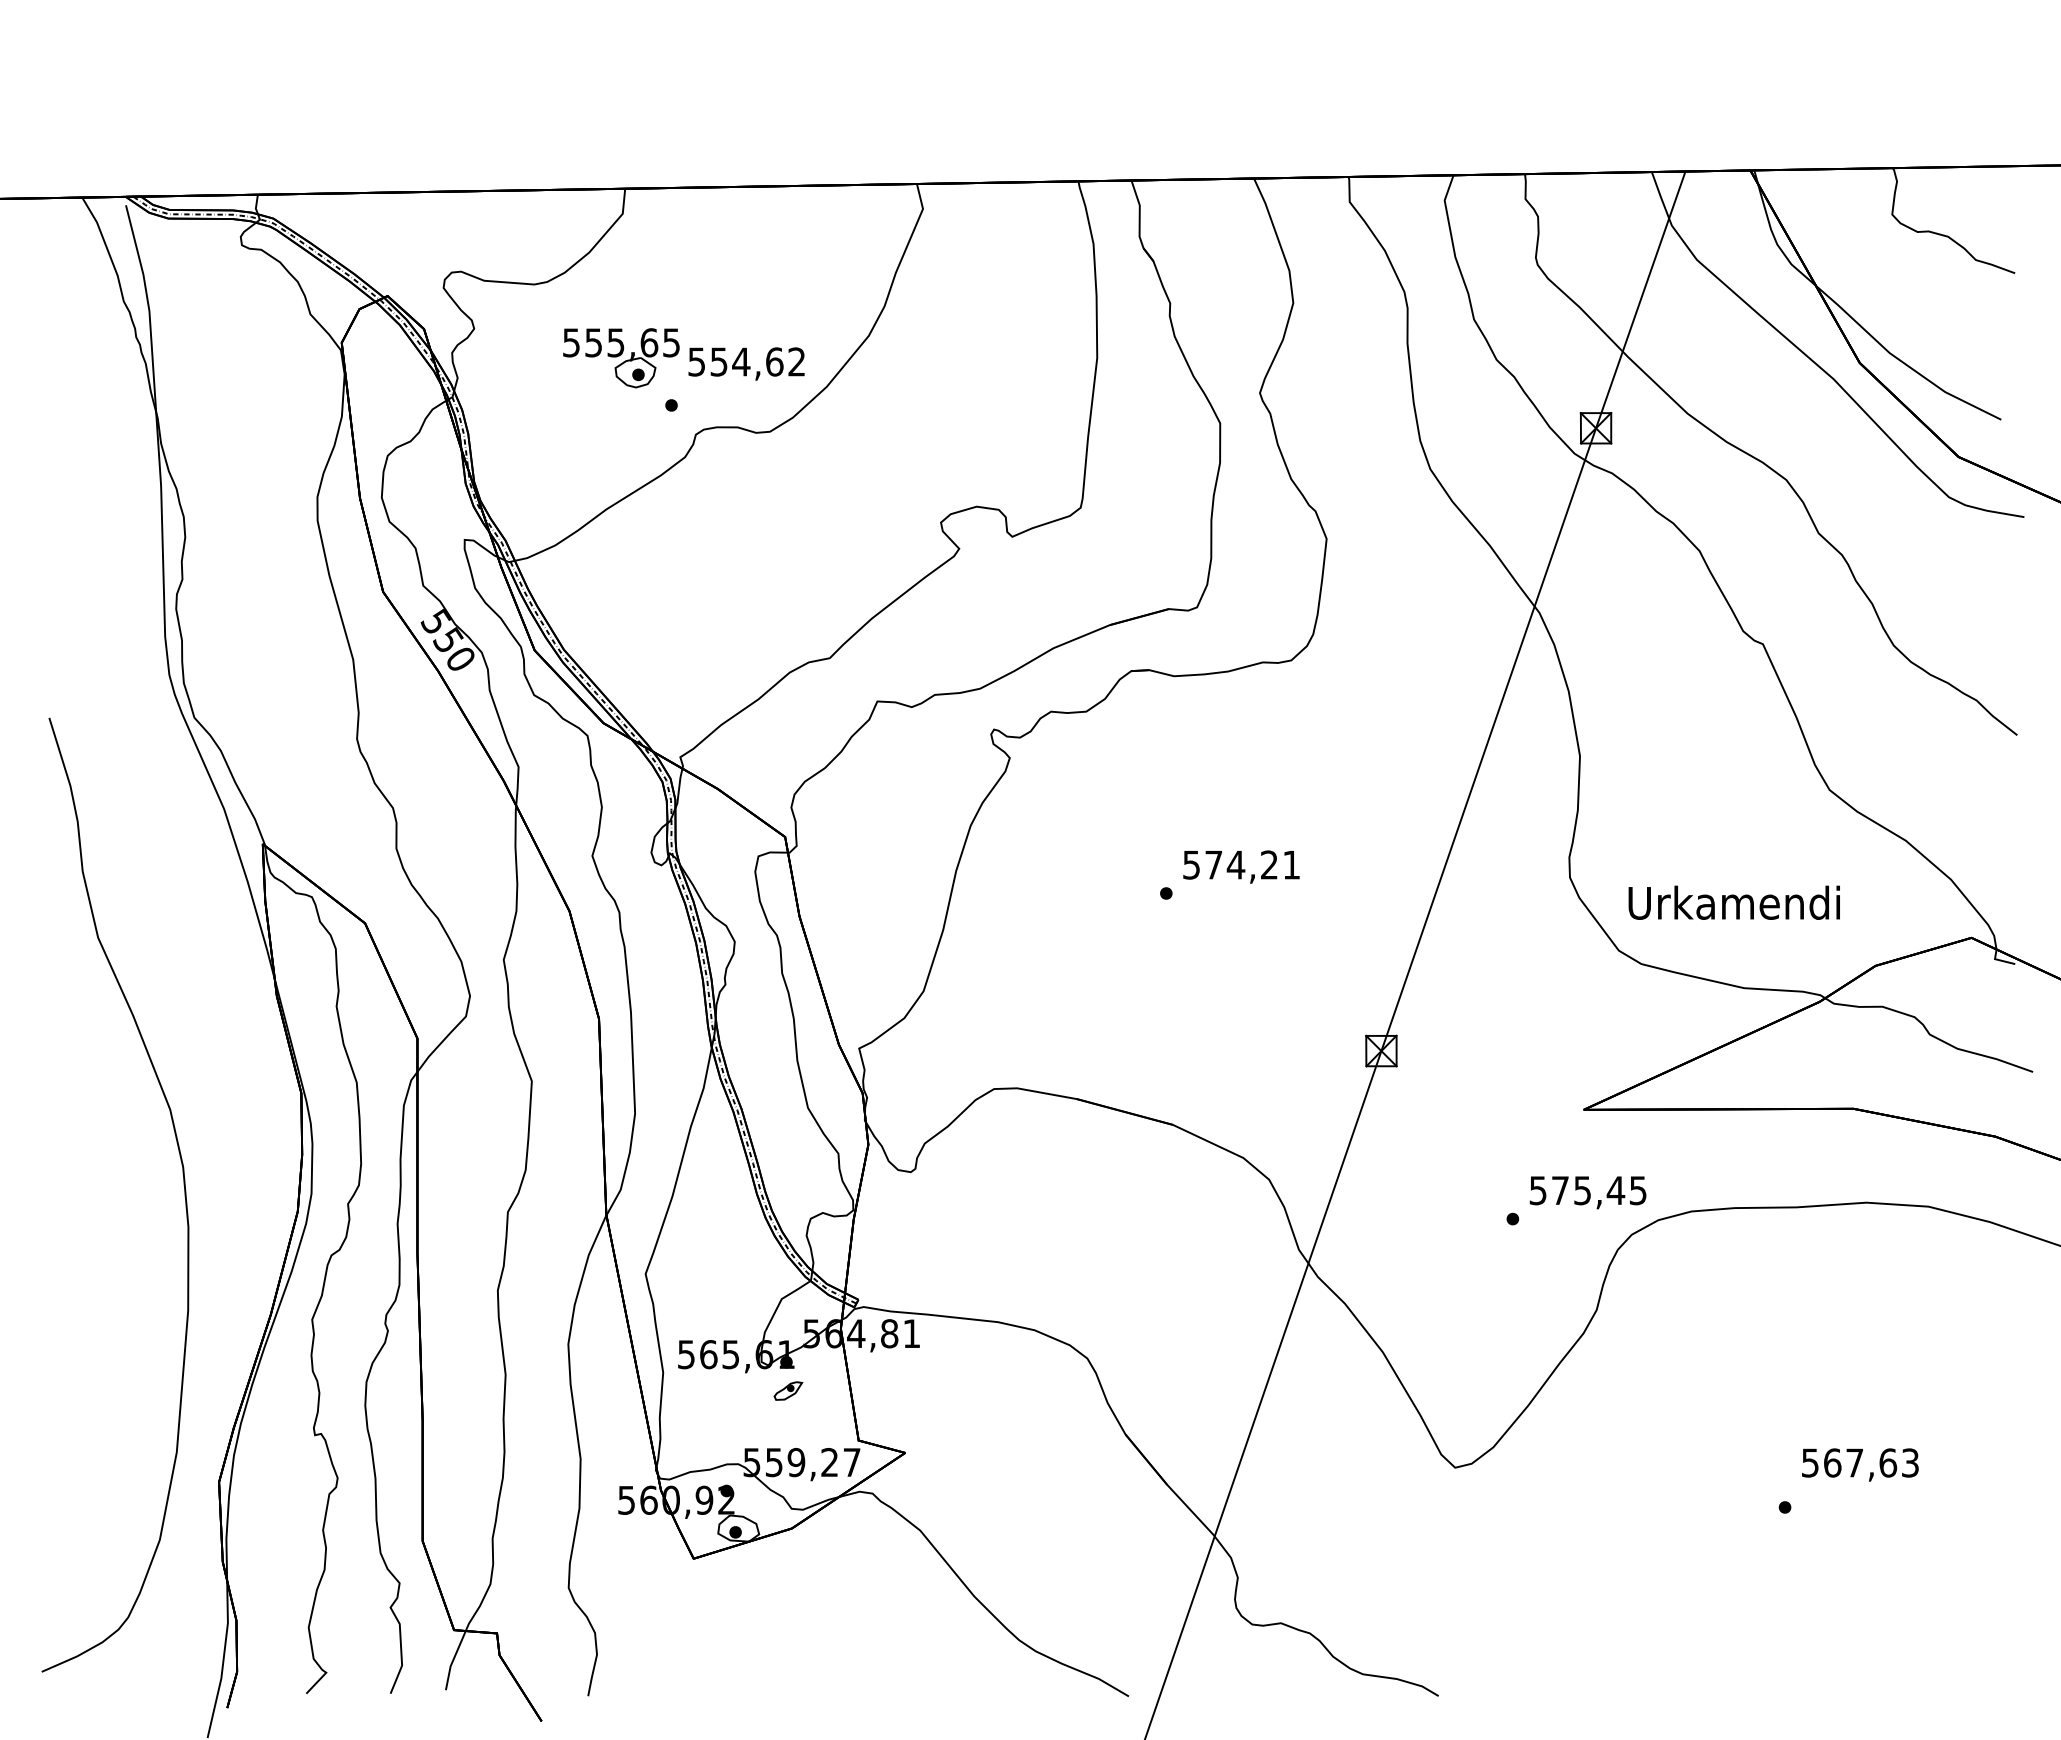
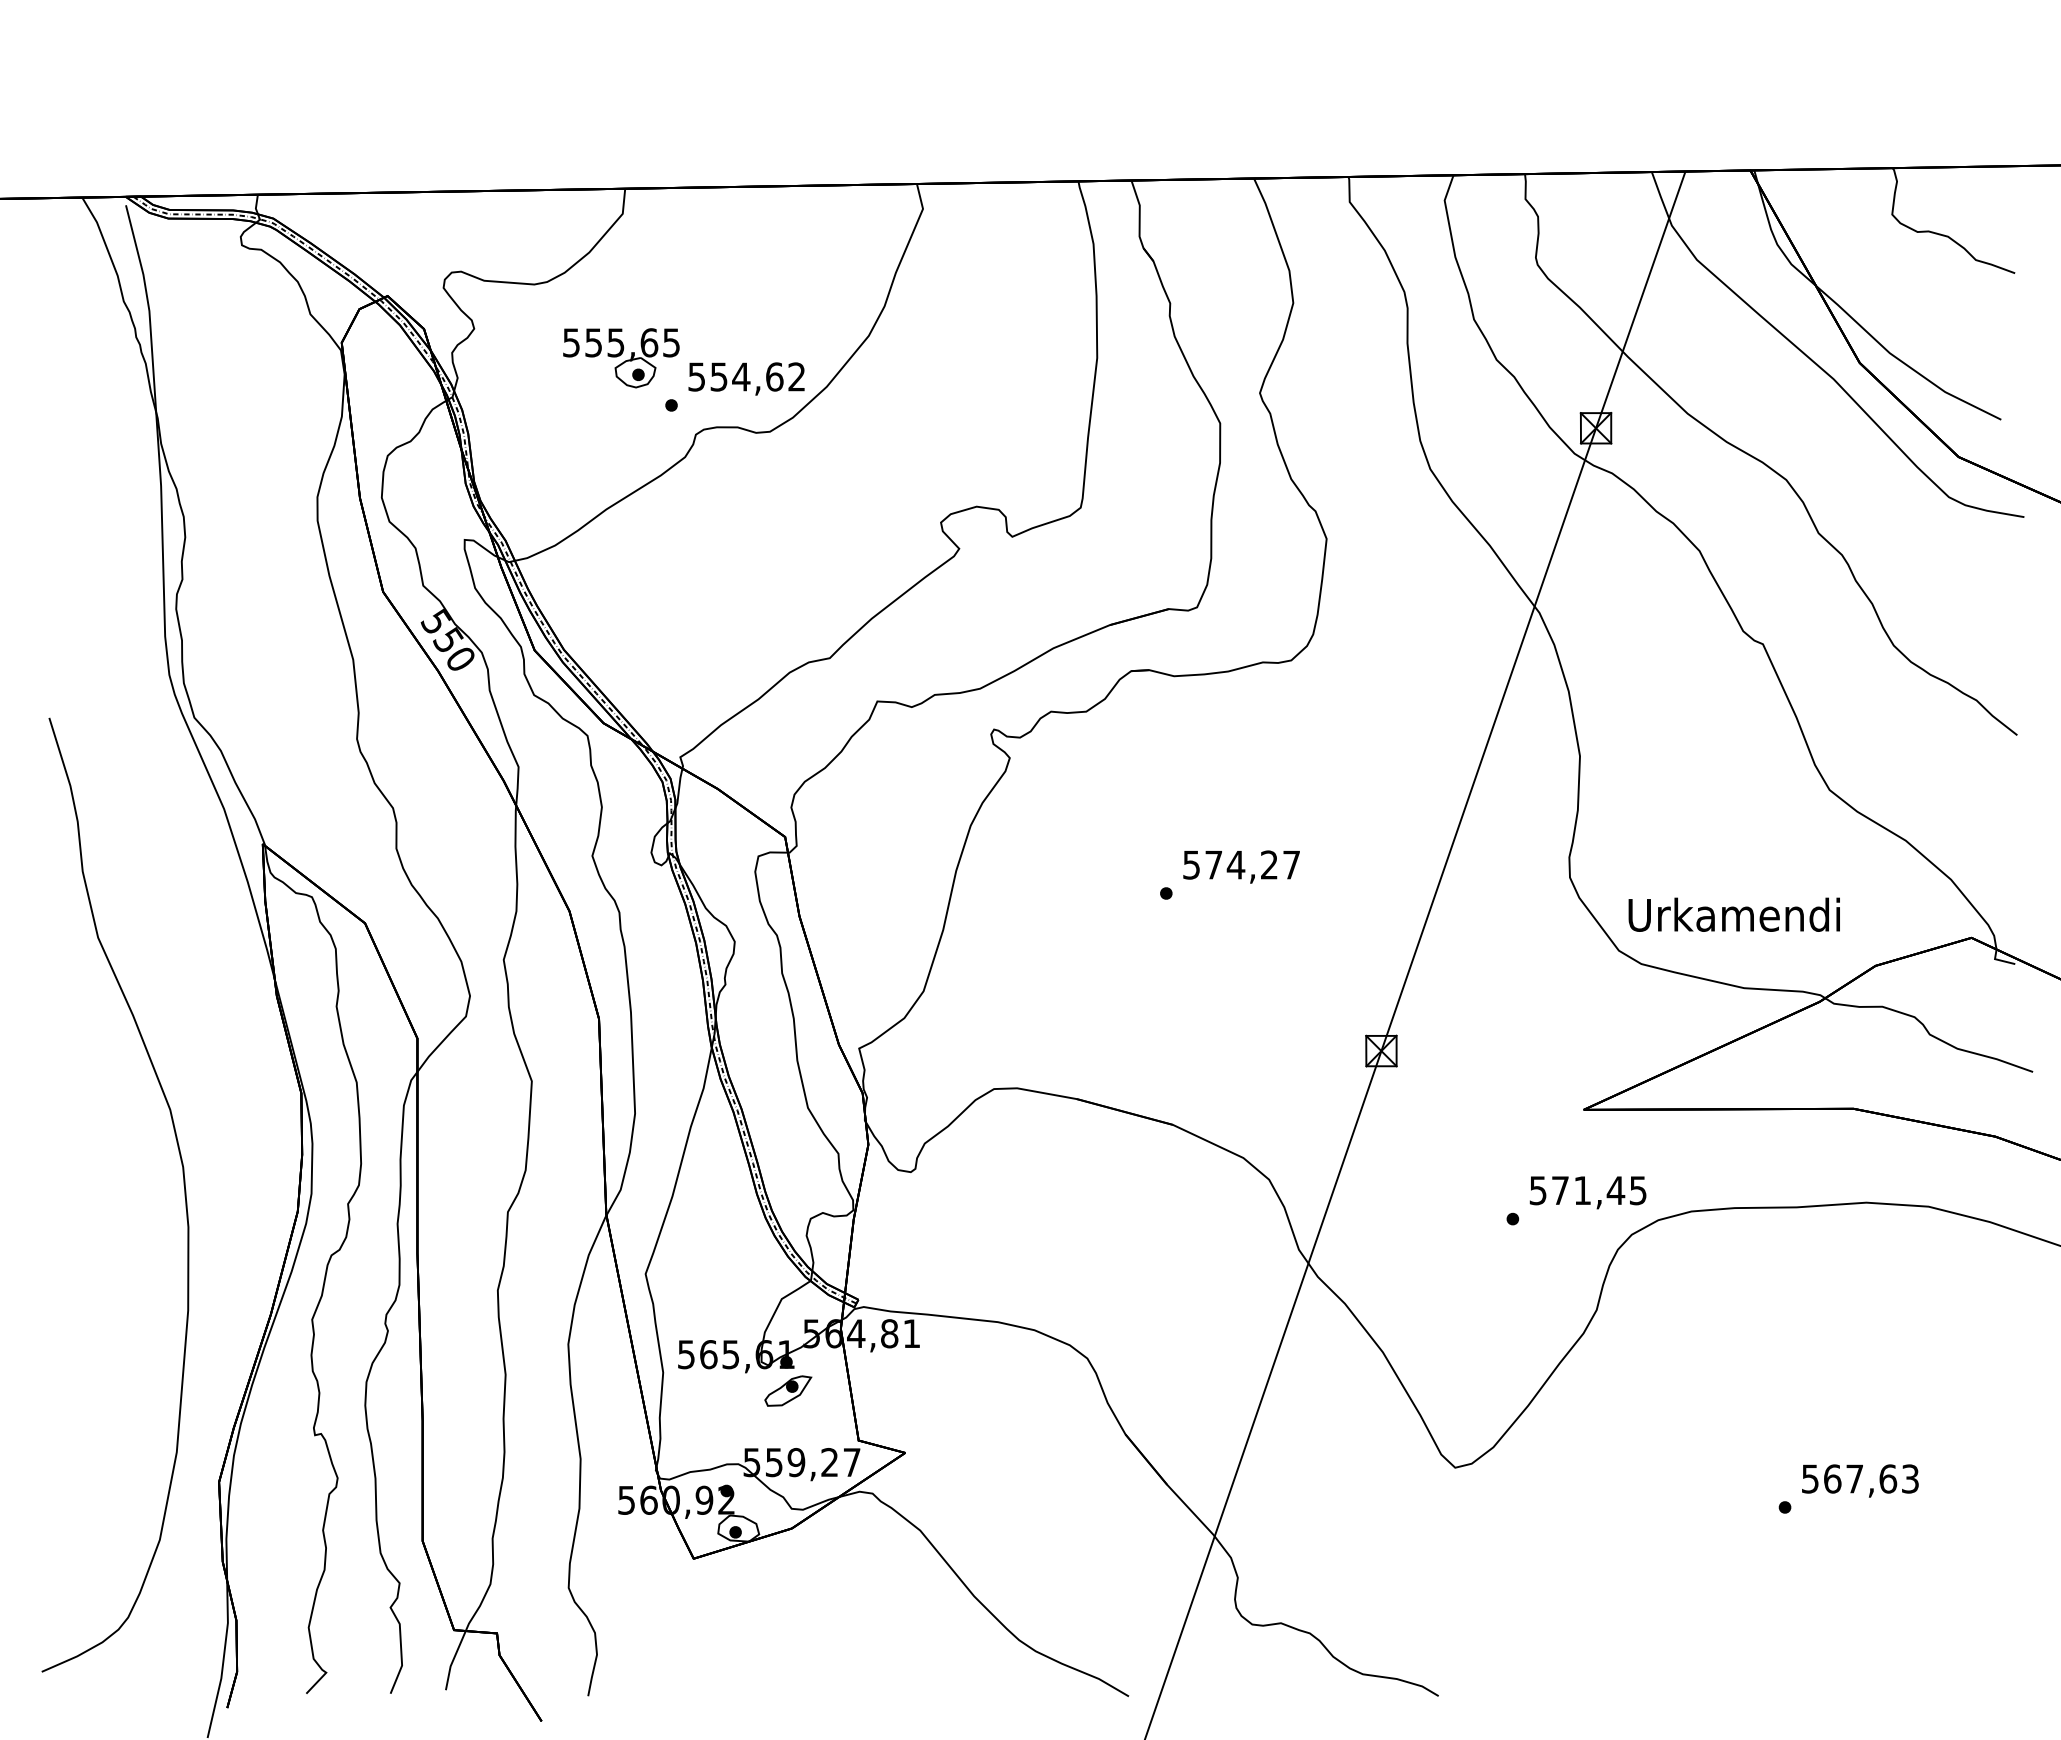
text position: (746, 363) -> (746, 378) (746, 378)
text: 574,21 -> 574,27 (1291, 864)
text position: (1733, 902) -> (1733, 914) (1733, 914)
text: 575,45 -> 571,45 (1582, 1190)
part size: 31x20 px -> 49x32 px (788, 1390)
text position: (1860, 1464) -> (1860, 1480) (1860, 1480)
